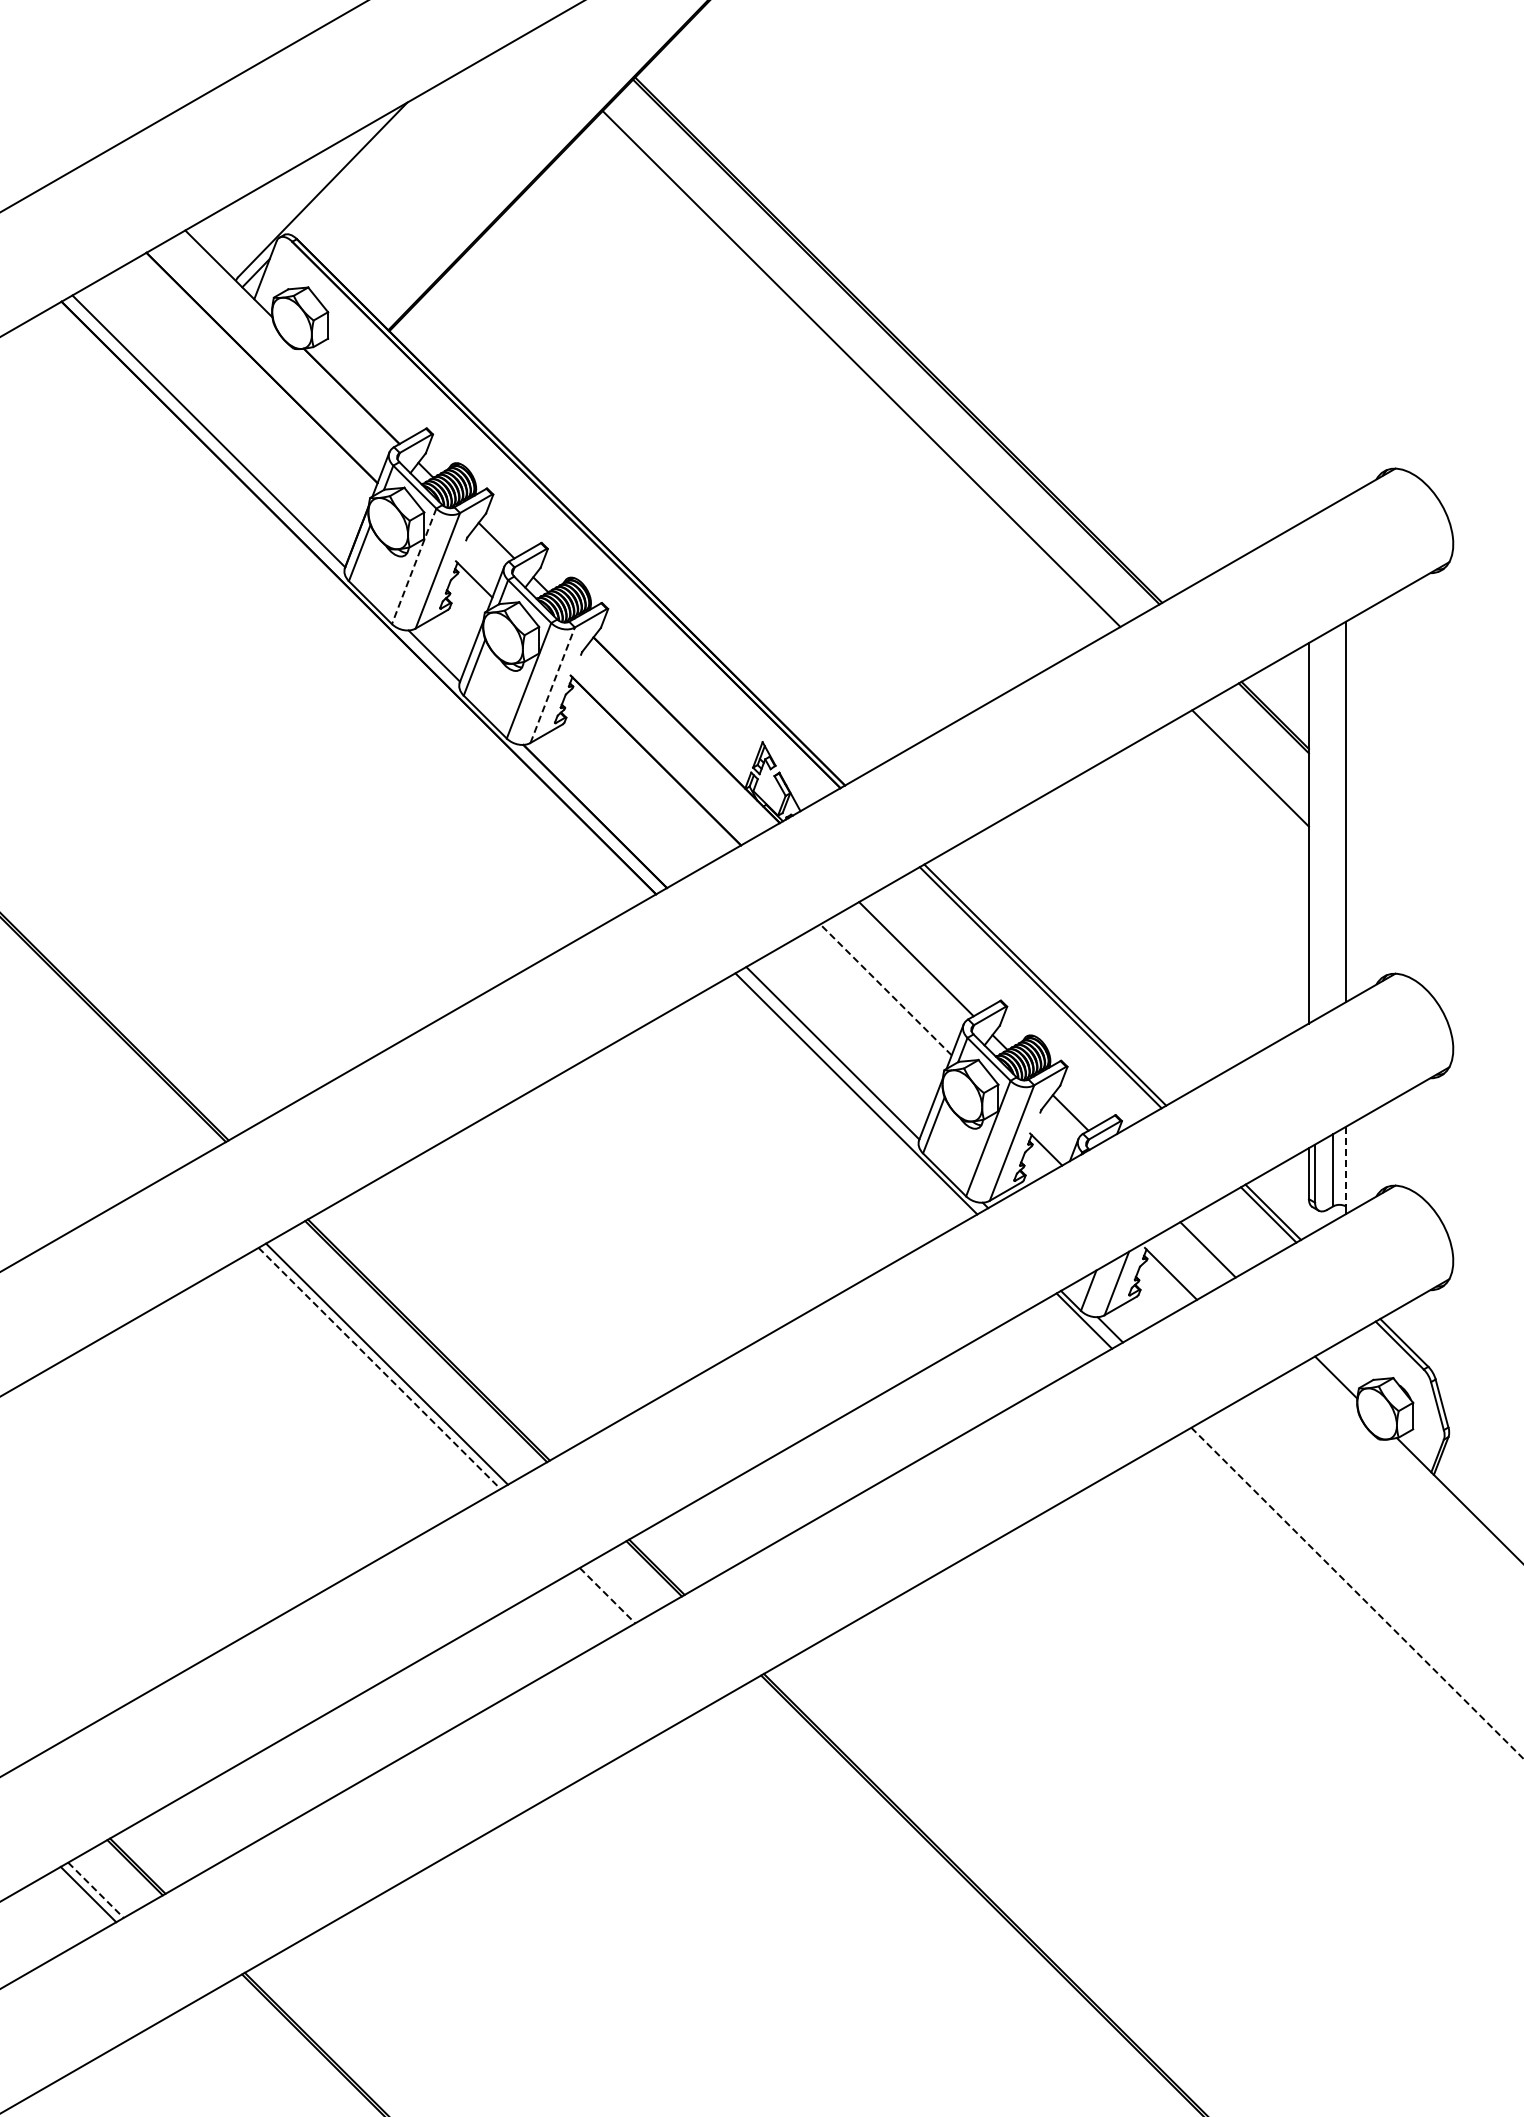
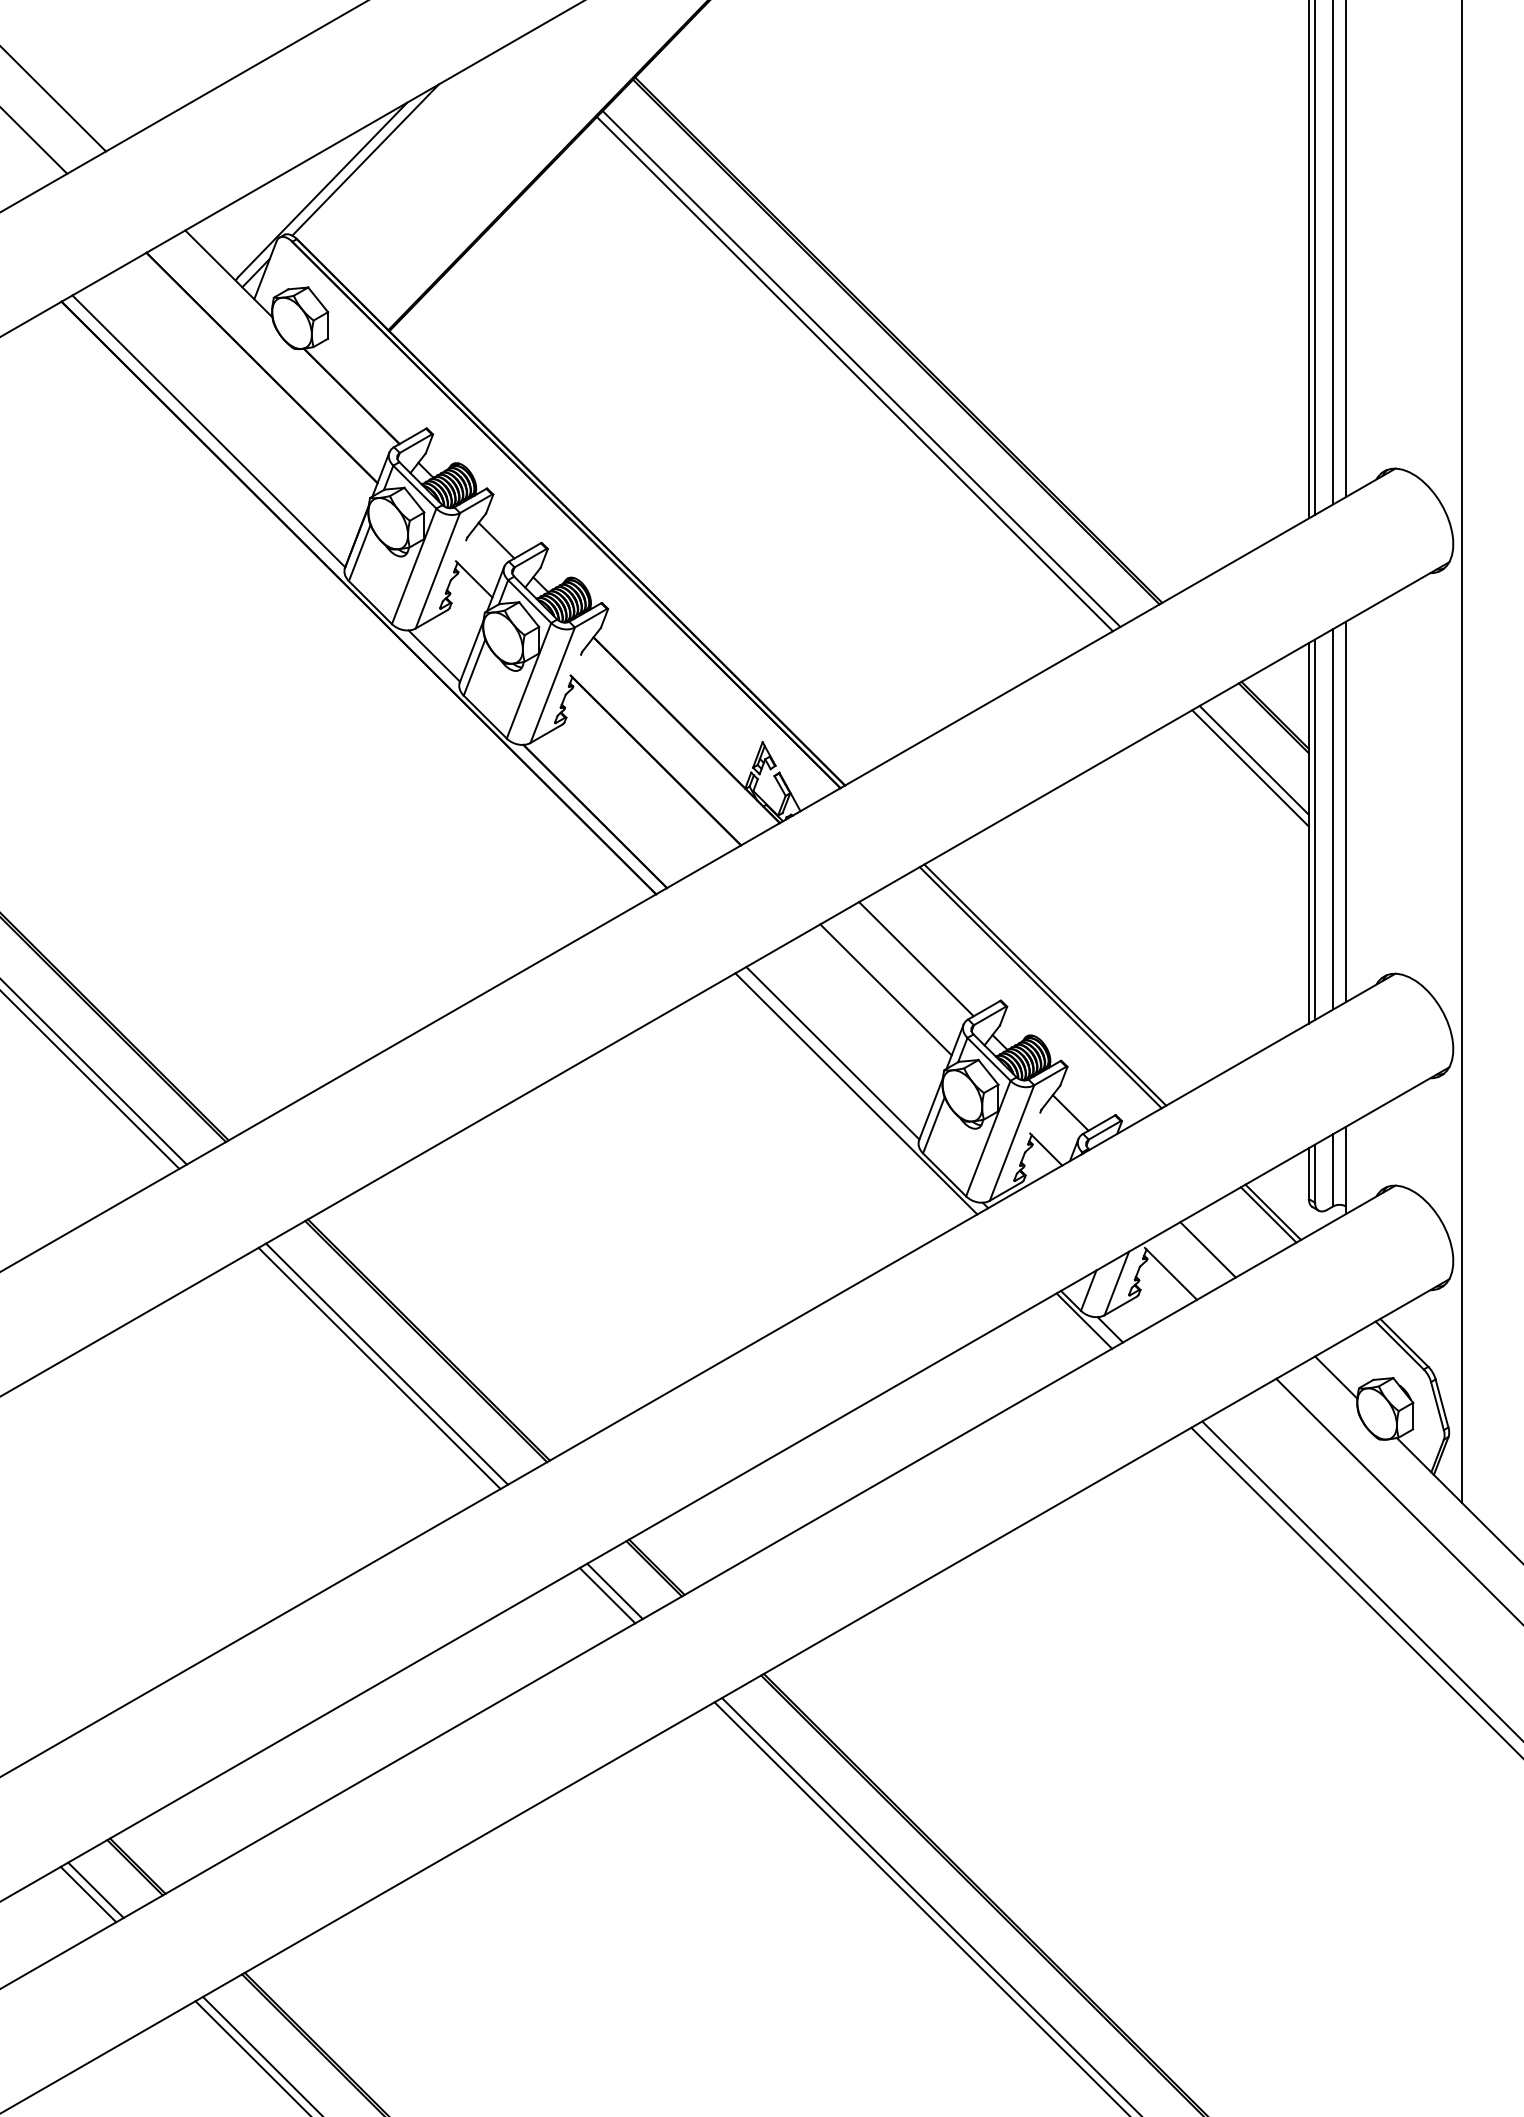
line: none -> present (54, 99)
line: none -> present (34, 140)
line: none -> present (365, 159)
line: none -> present (1345, 249)
line: none -> present (1333, 253)
line: none -> present (1315, 258)
line: none -> present (1308, 260)
line: none -> present (854, 374)
line: dashed -> solid (414, 566)
line: dashed -> solid (552, 685)
line: none -> present (1461, 752)
line: none -> present (1253, 760)
line: none -> present (1333, 818)
line: none -> present (1315, 829)
line: dashed -> solid (886, 989)
line: none -> present (94, 1072)
line: none -> present (90, 1080)
line: dashed -> solid (1345, 1166)
line: dashed -> solid (379, 1368)
line: none -> present (1398, 1500)
line: none -> present (1361, 1579)
line: none -> present (614, 1591)
line: dashed -> solid (1357, 1593)
line: dashed -> solid (607, 1596)
line: dashed -> solid (96, 1890)
line: none -> present (930, 1905)
line: none -> present (920, 1907)
line: none -> present (260, 2054)
line: none -> present (251, 2057)
